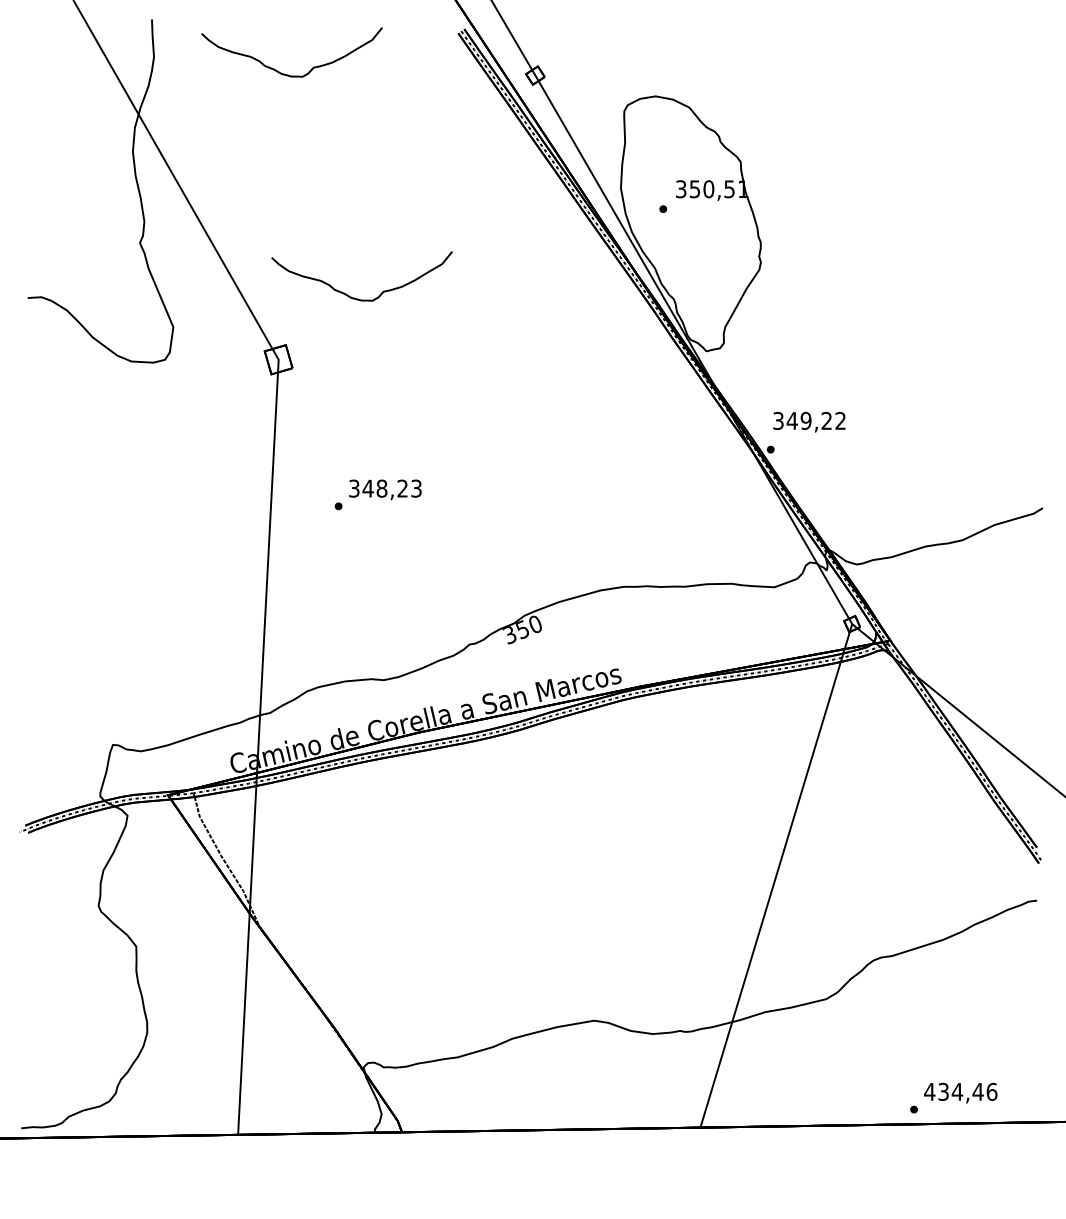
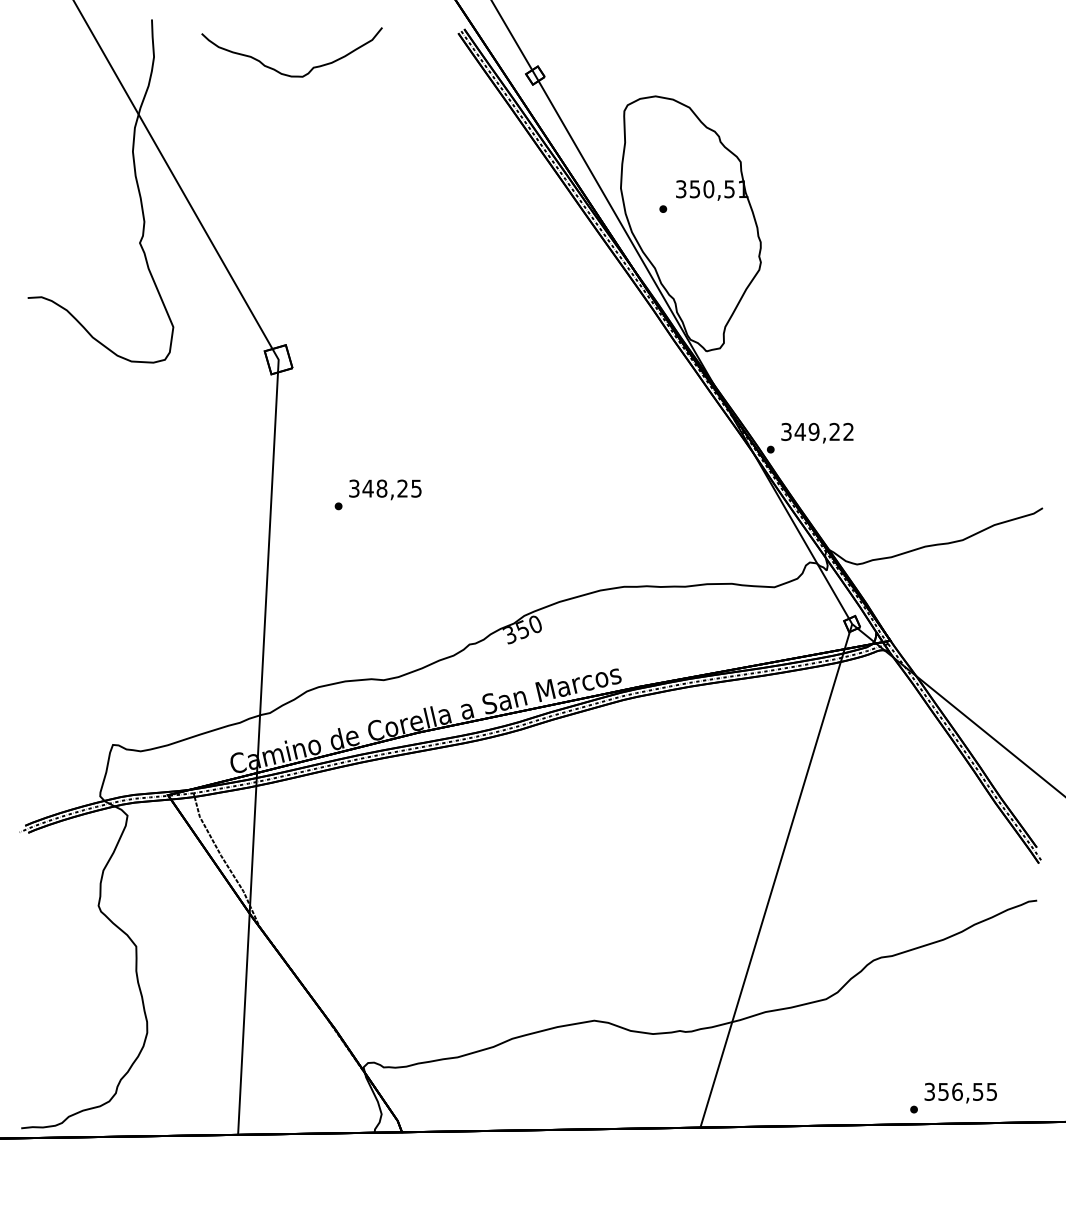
curve: present -> none (354, 297)
text position: (809, 422) -> (817, 433) (817, 433)
text: 348,23 -> 348,25 (416, 488)
text: 434,46 -> 356,55 (960, 1091)
